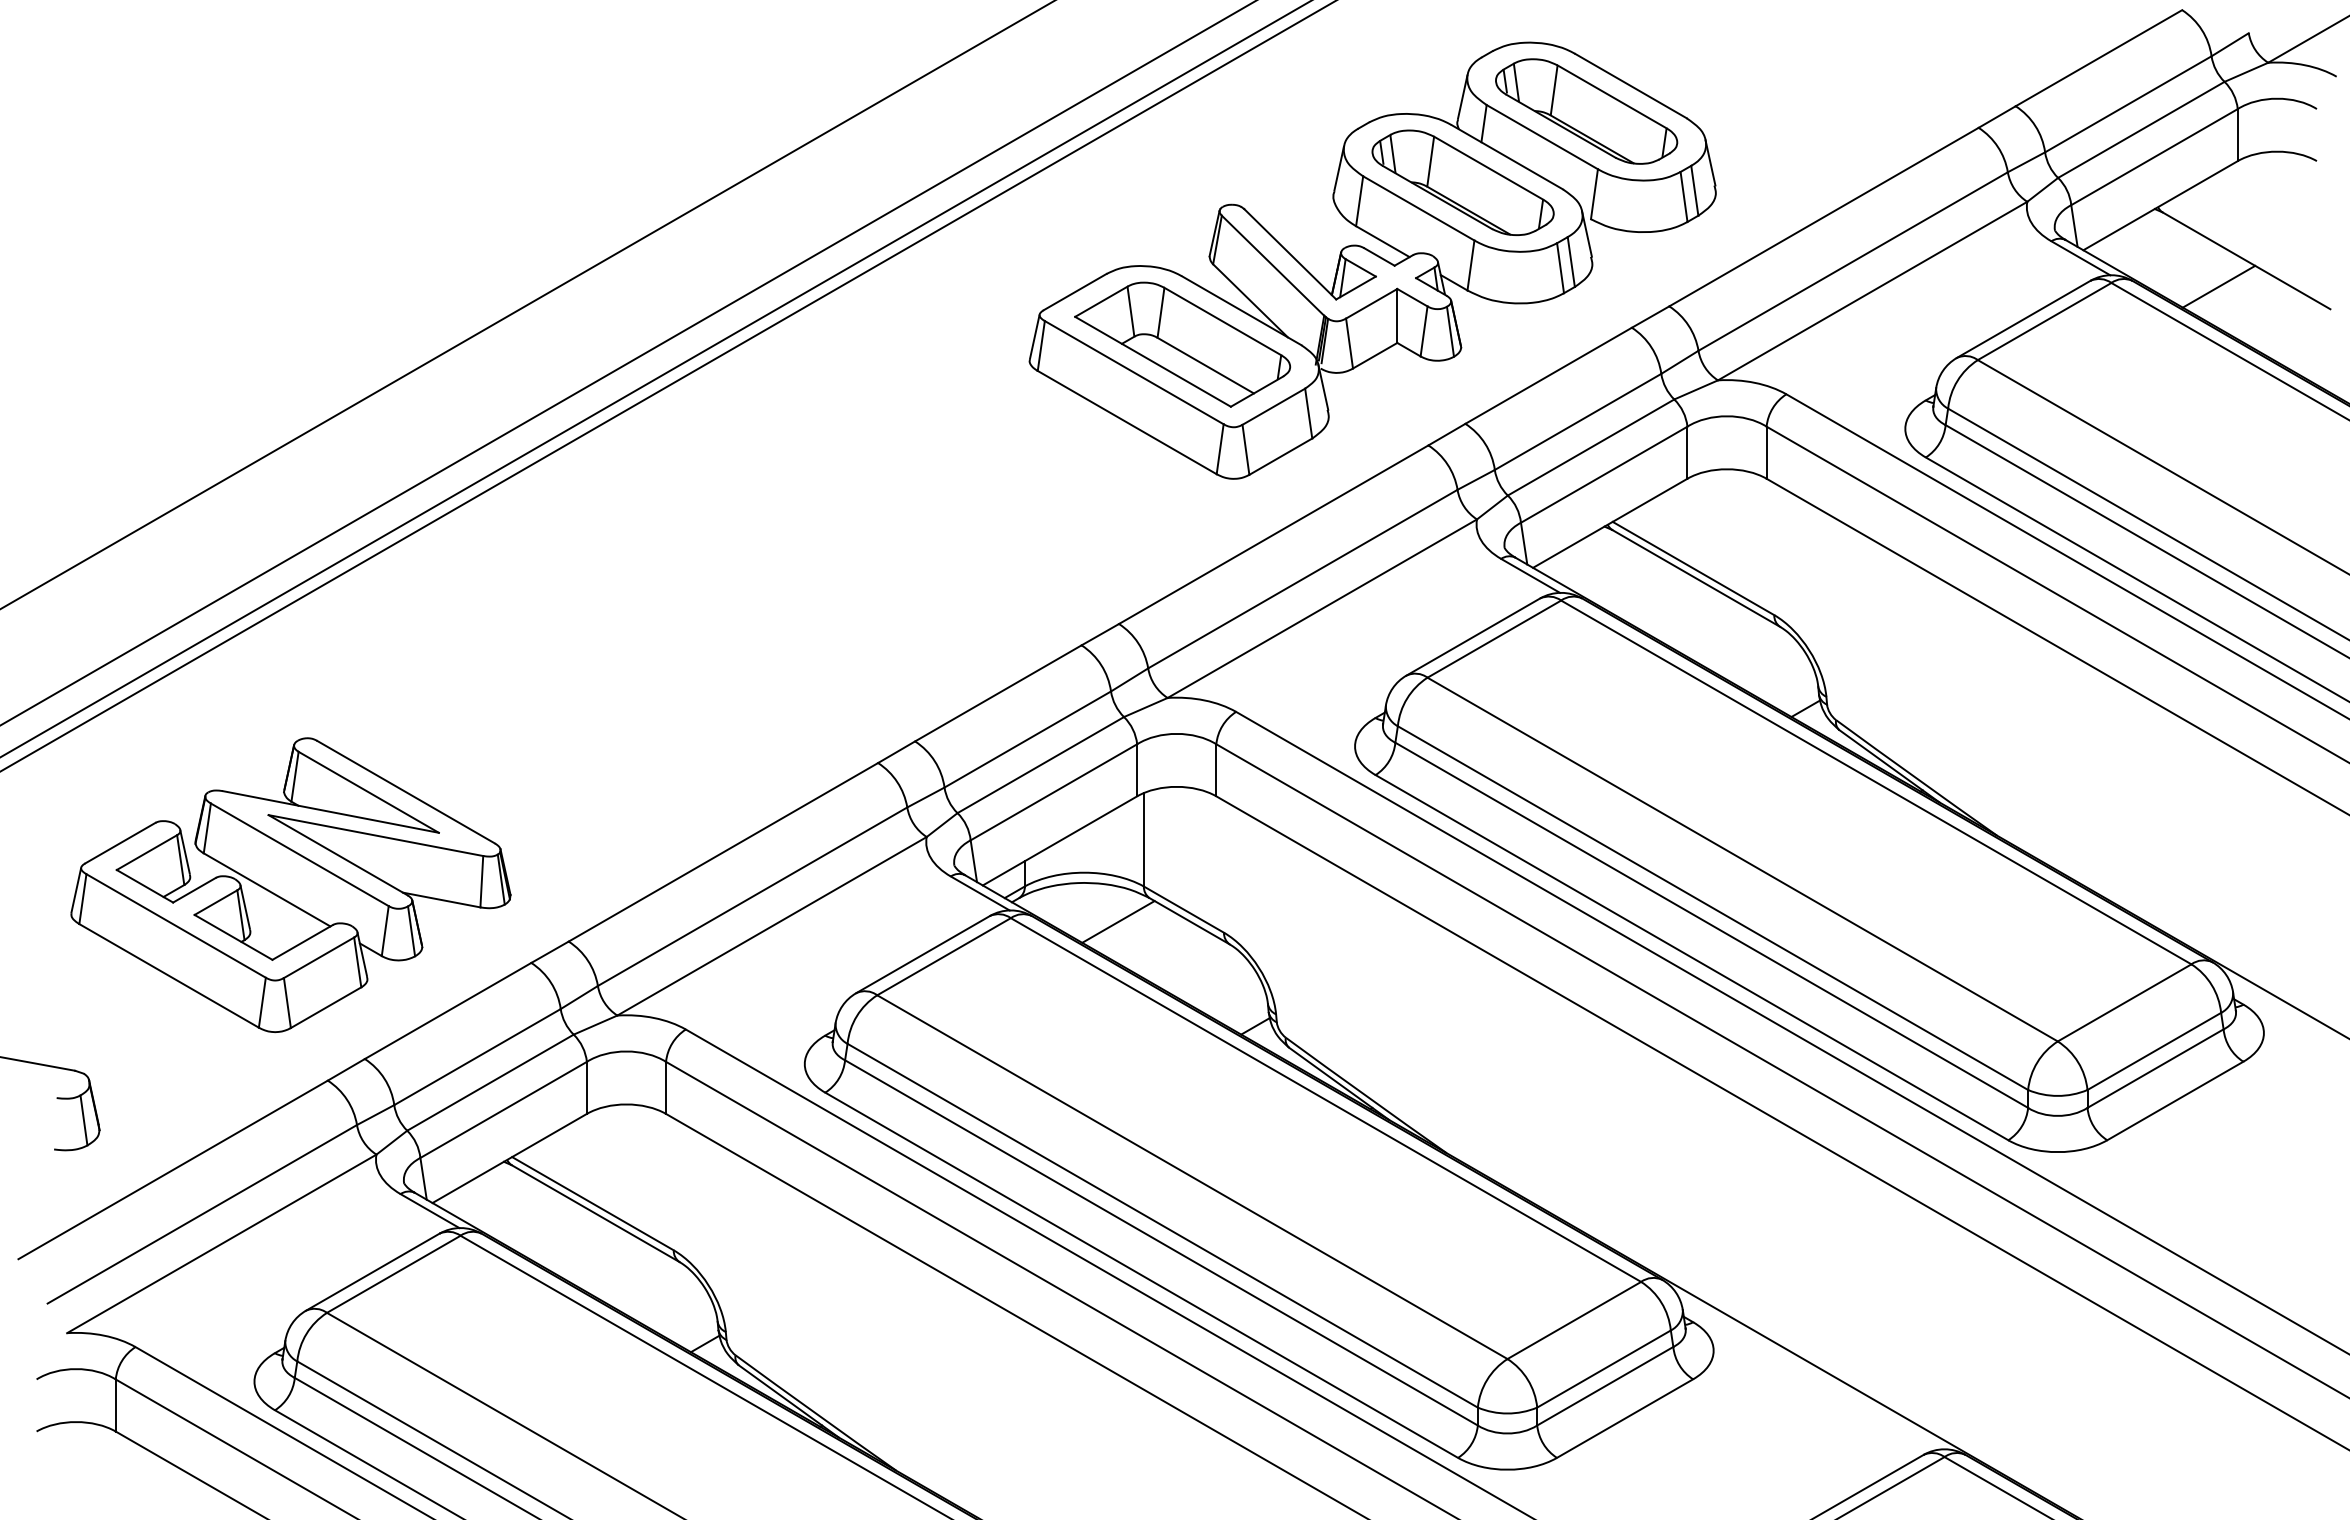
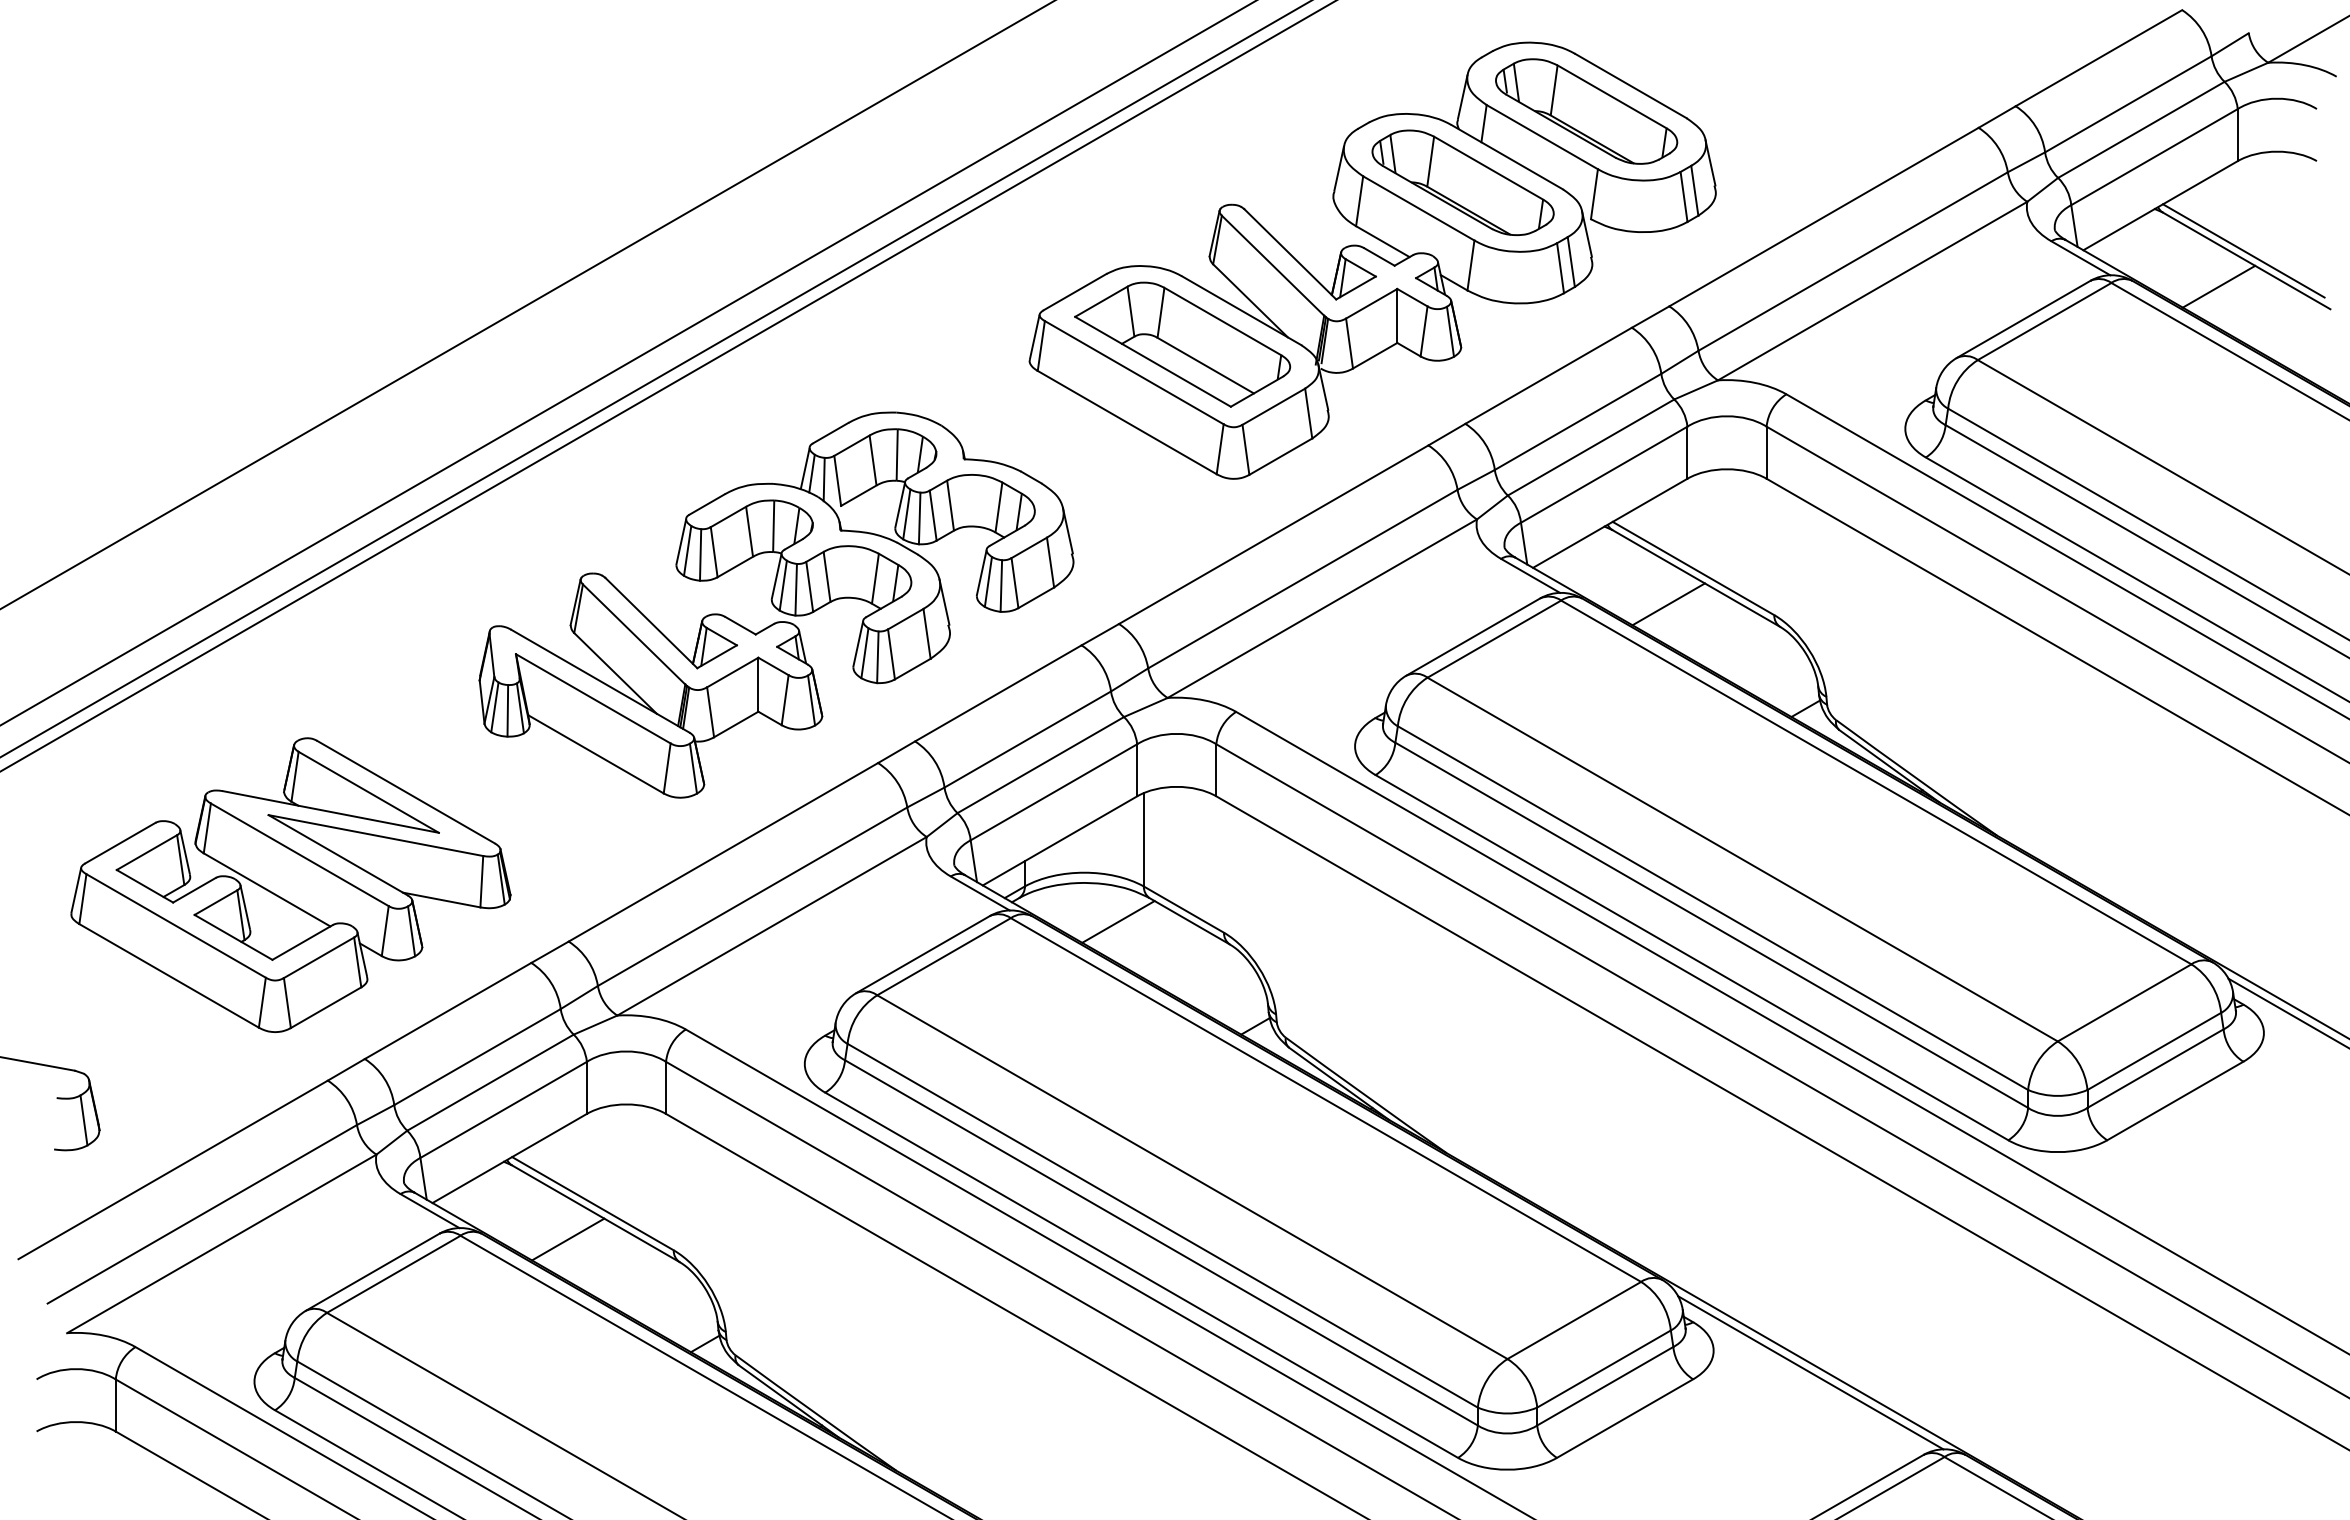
line: none -> present (2243, 250)
part: none -> present (776, 604)
line: none -> present (1668, 604)
line: none -> present (2287, 1012)
line: none -> present (567, 1239)
line: none -> present (1810, 1372)
